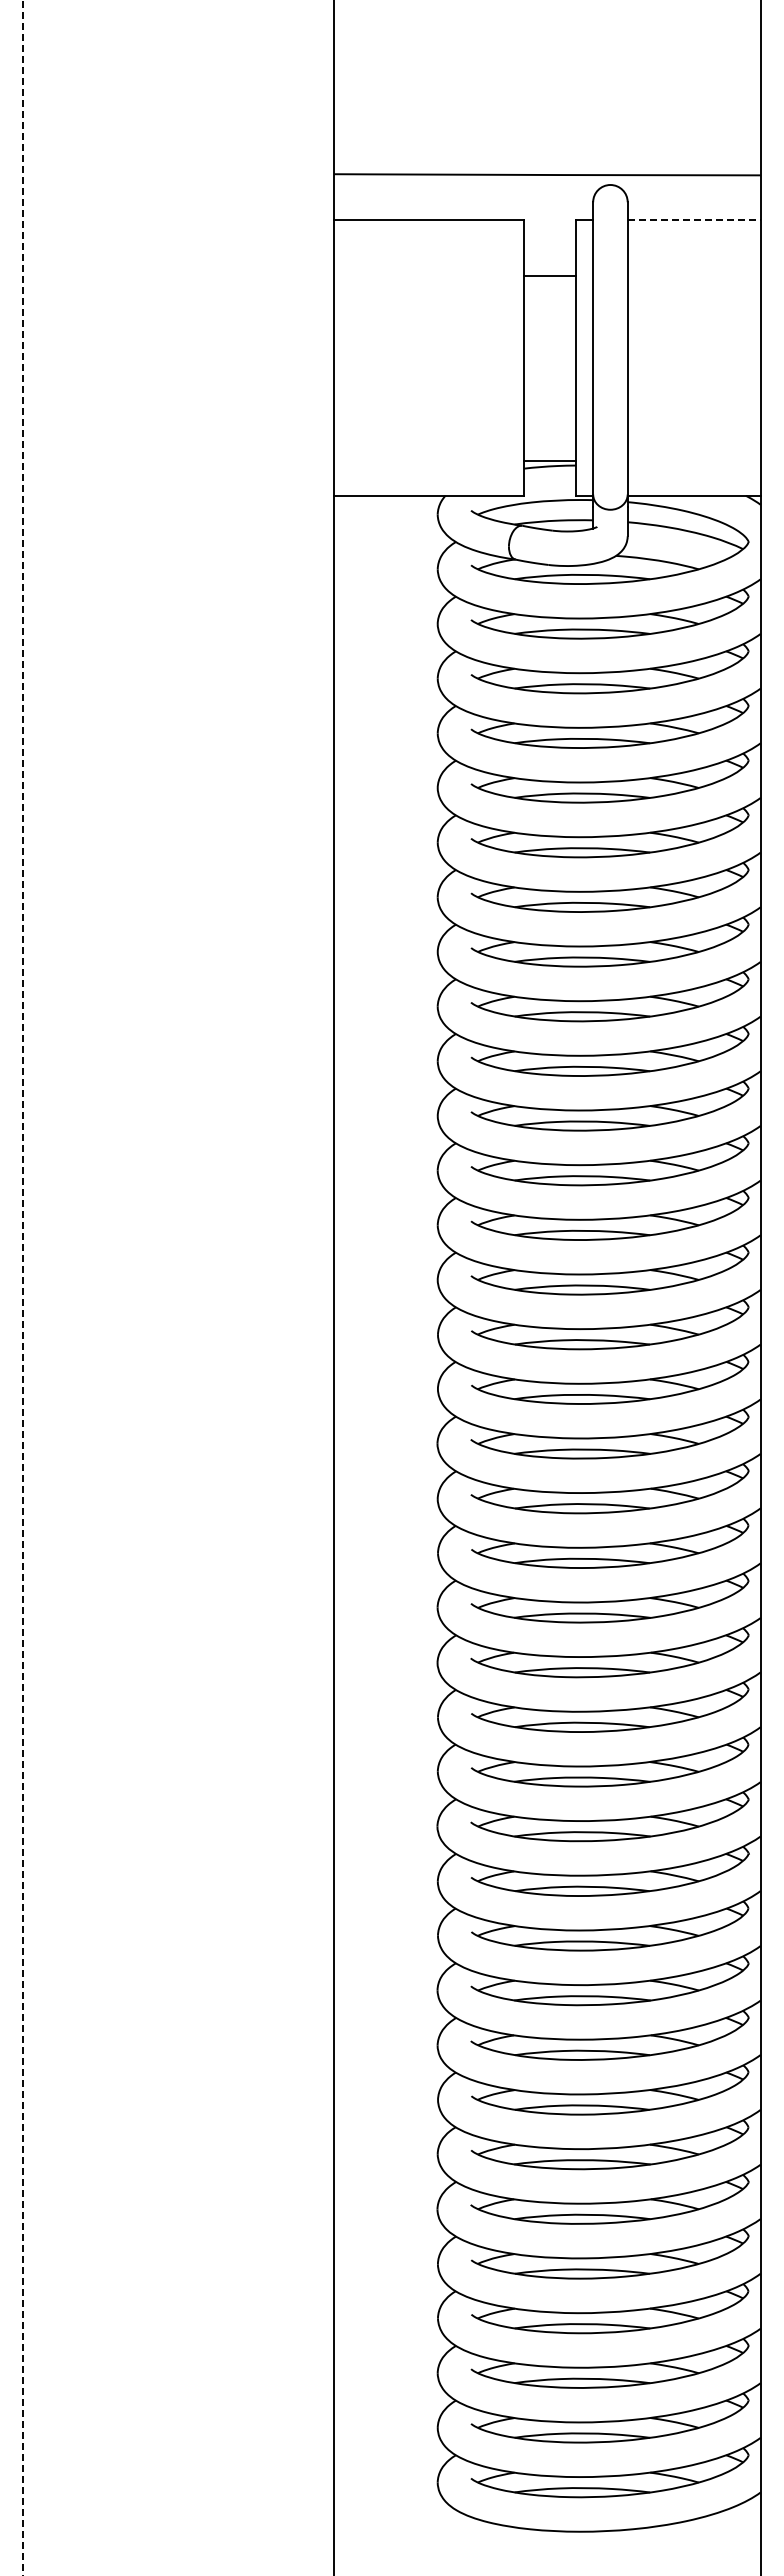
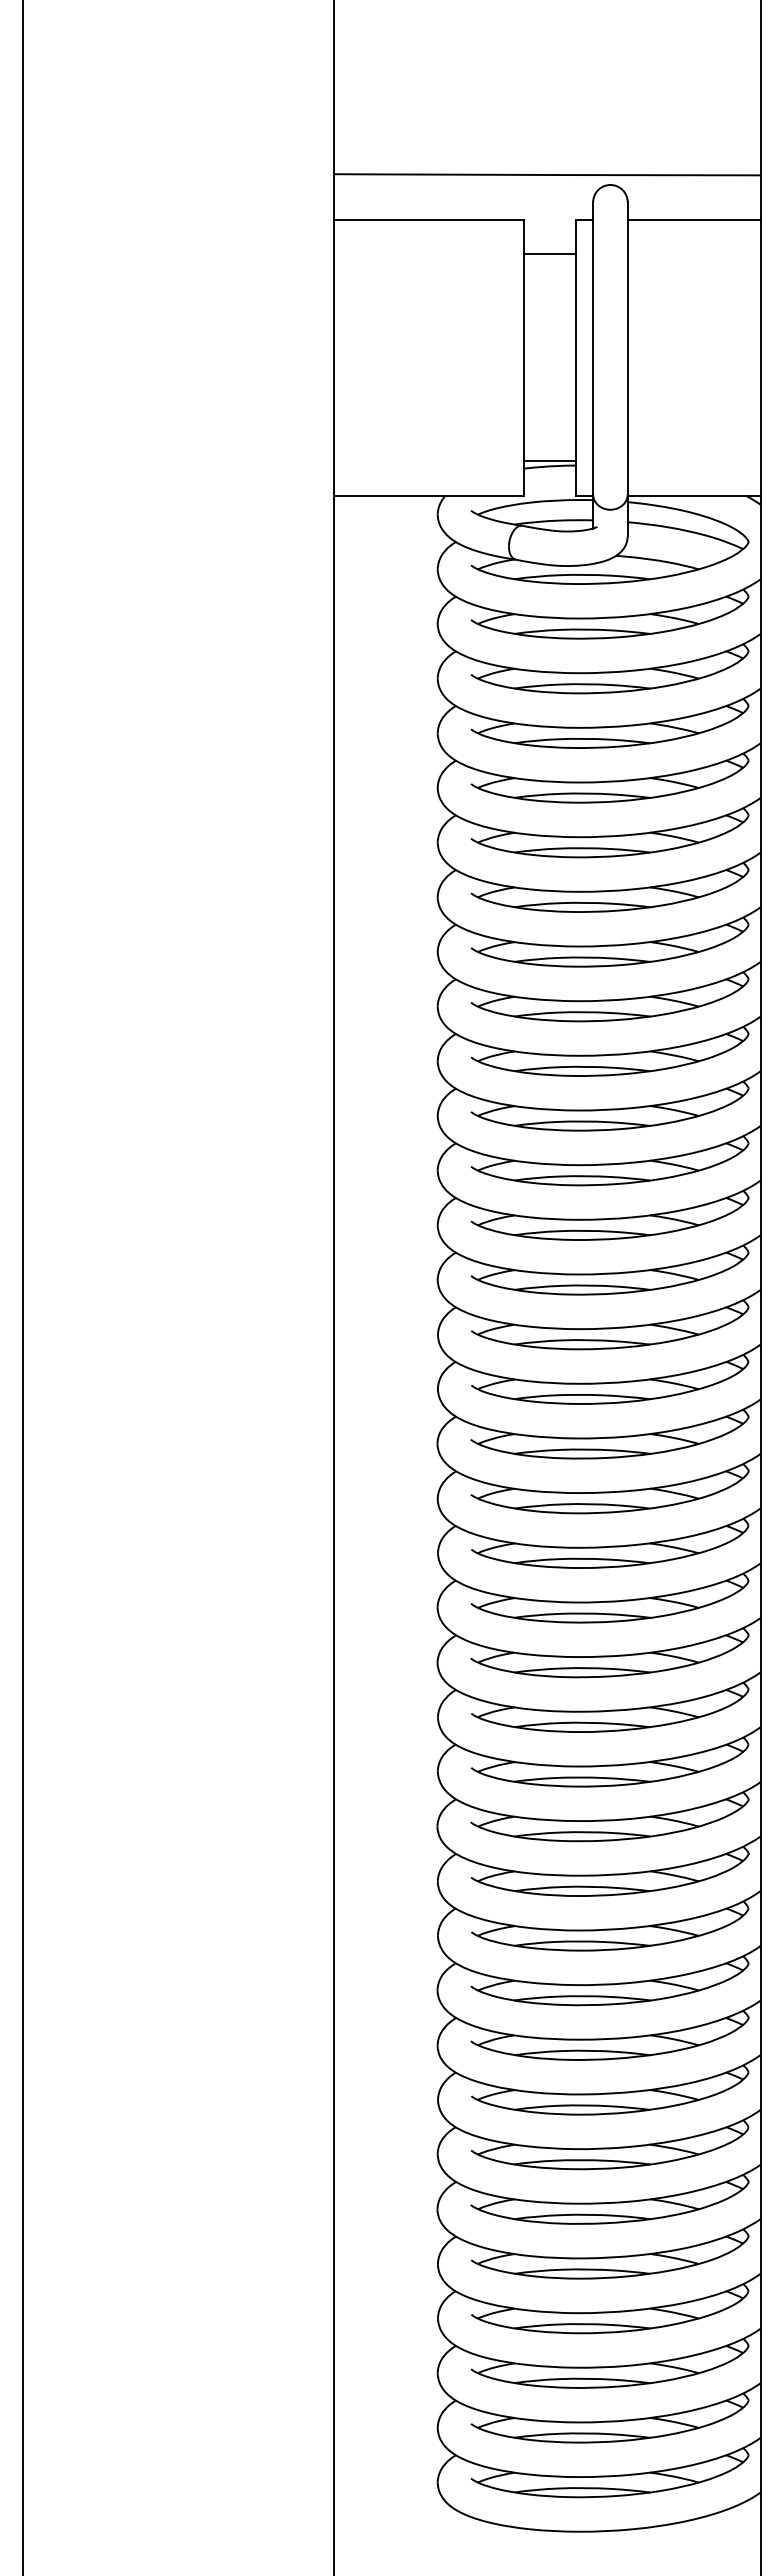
line: dashed -> solid (694, 219)
line position: (549, 276) -> (549, 254) (549, 254)
line: dashed -> solid (23, 1287)
